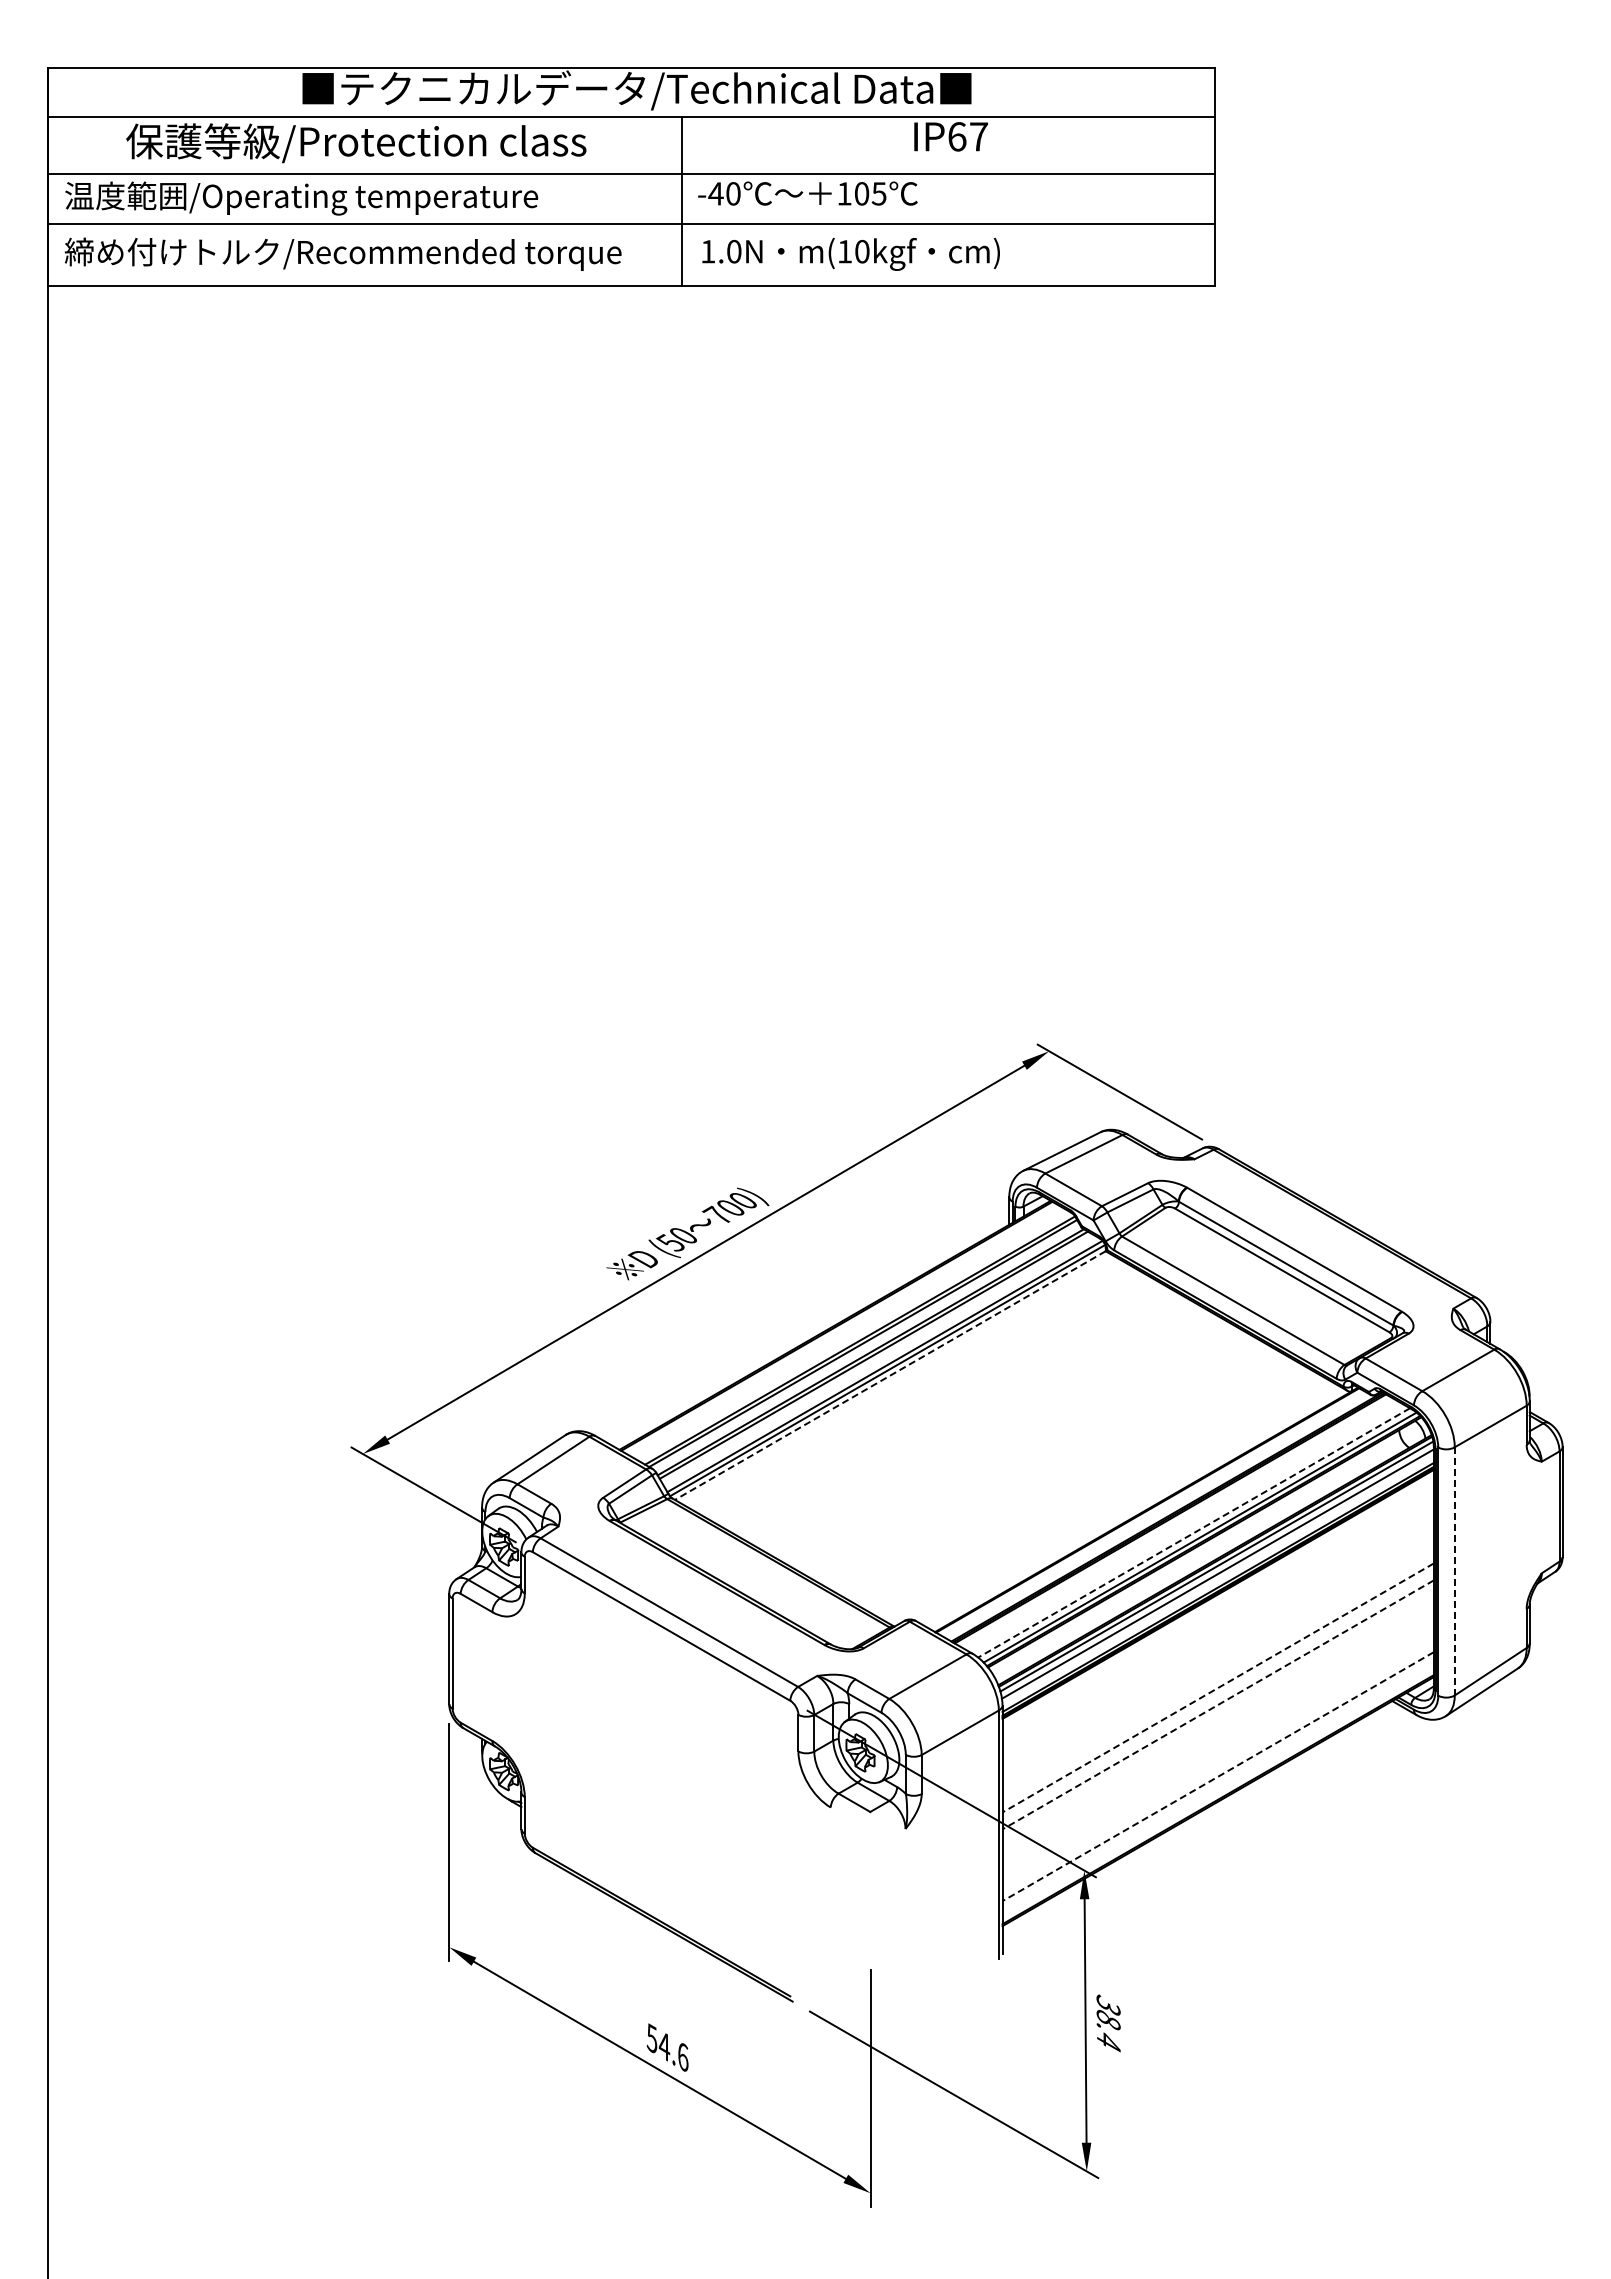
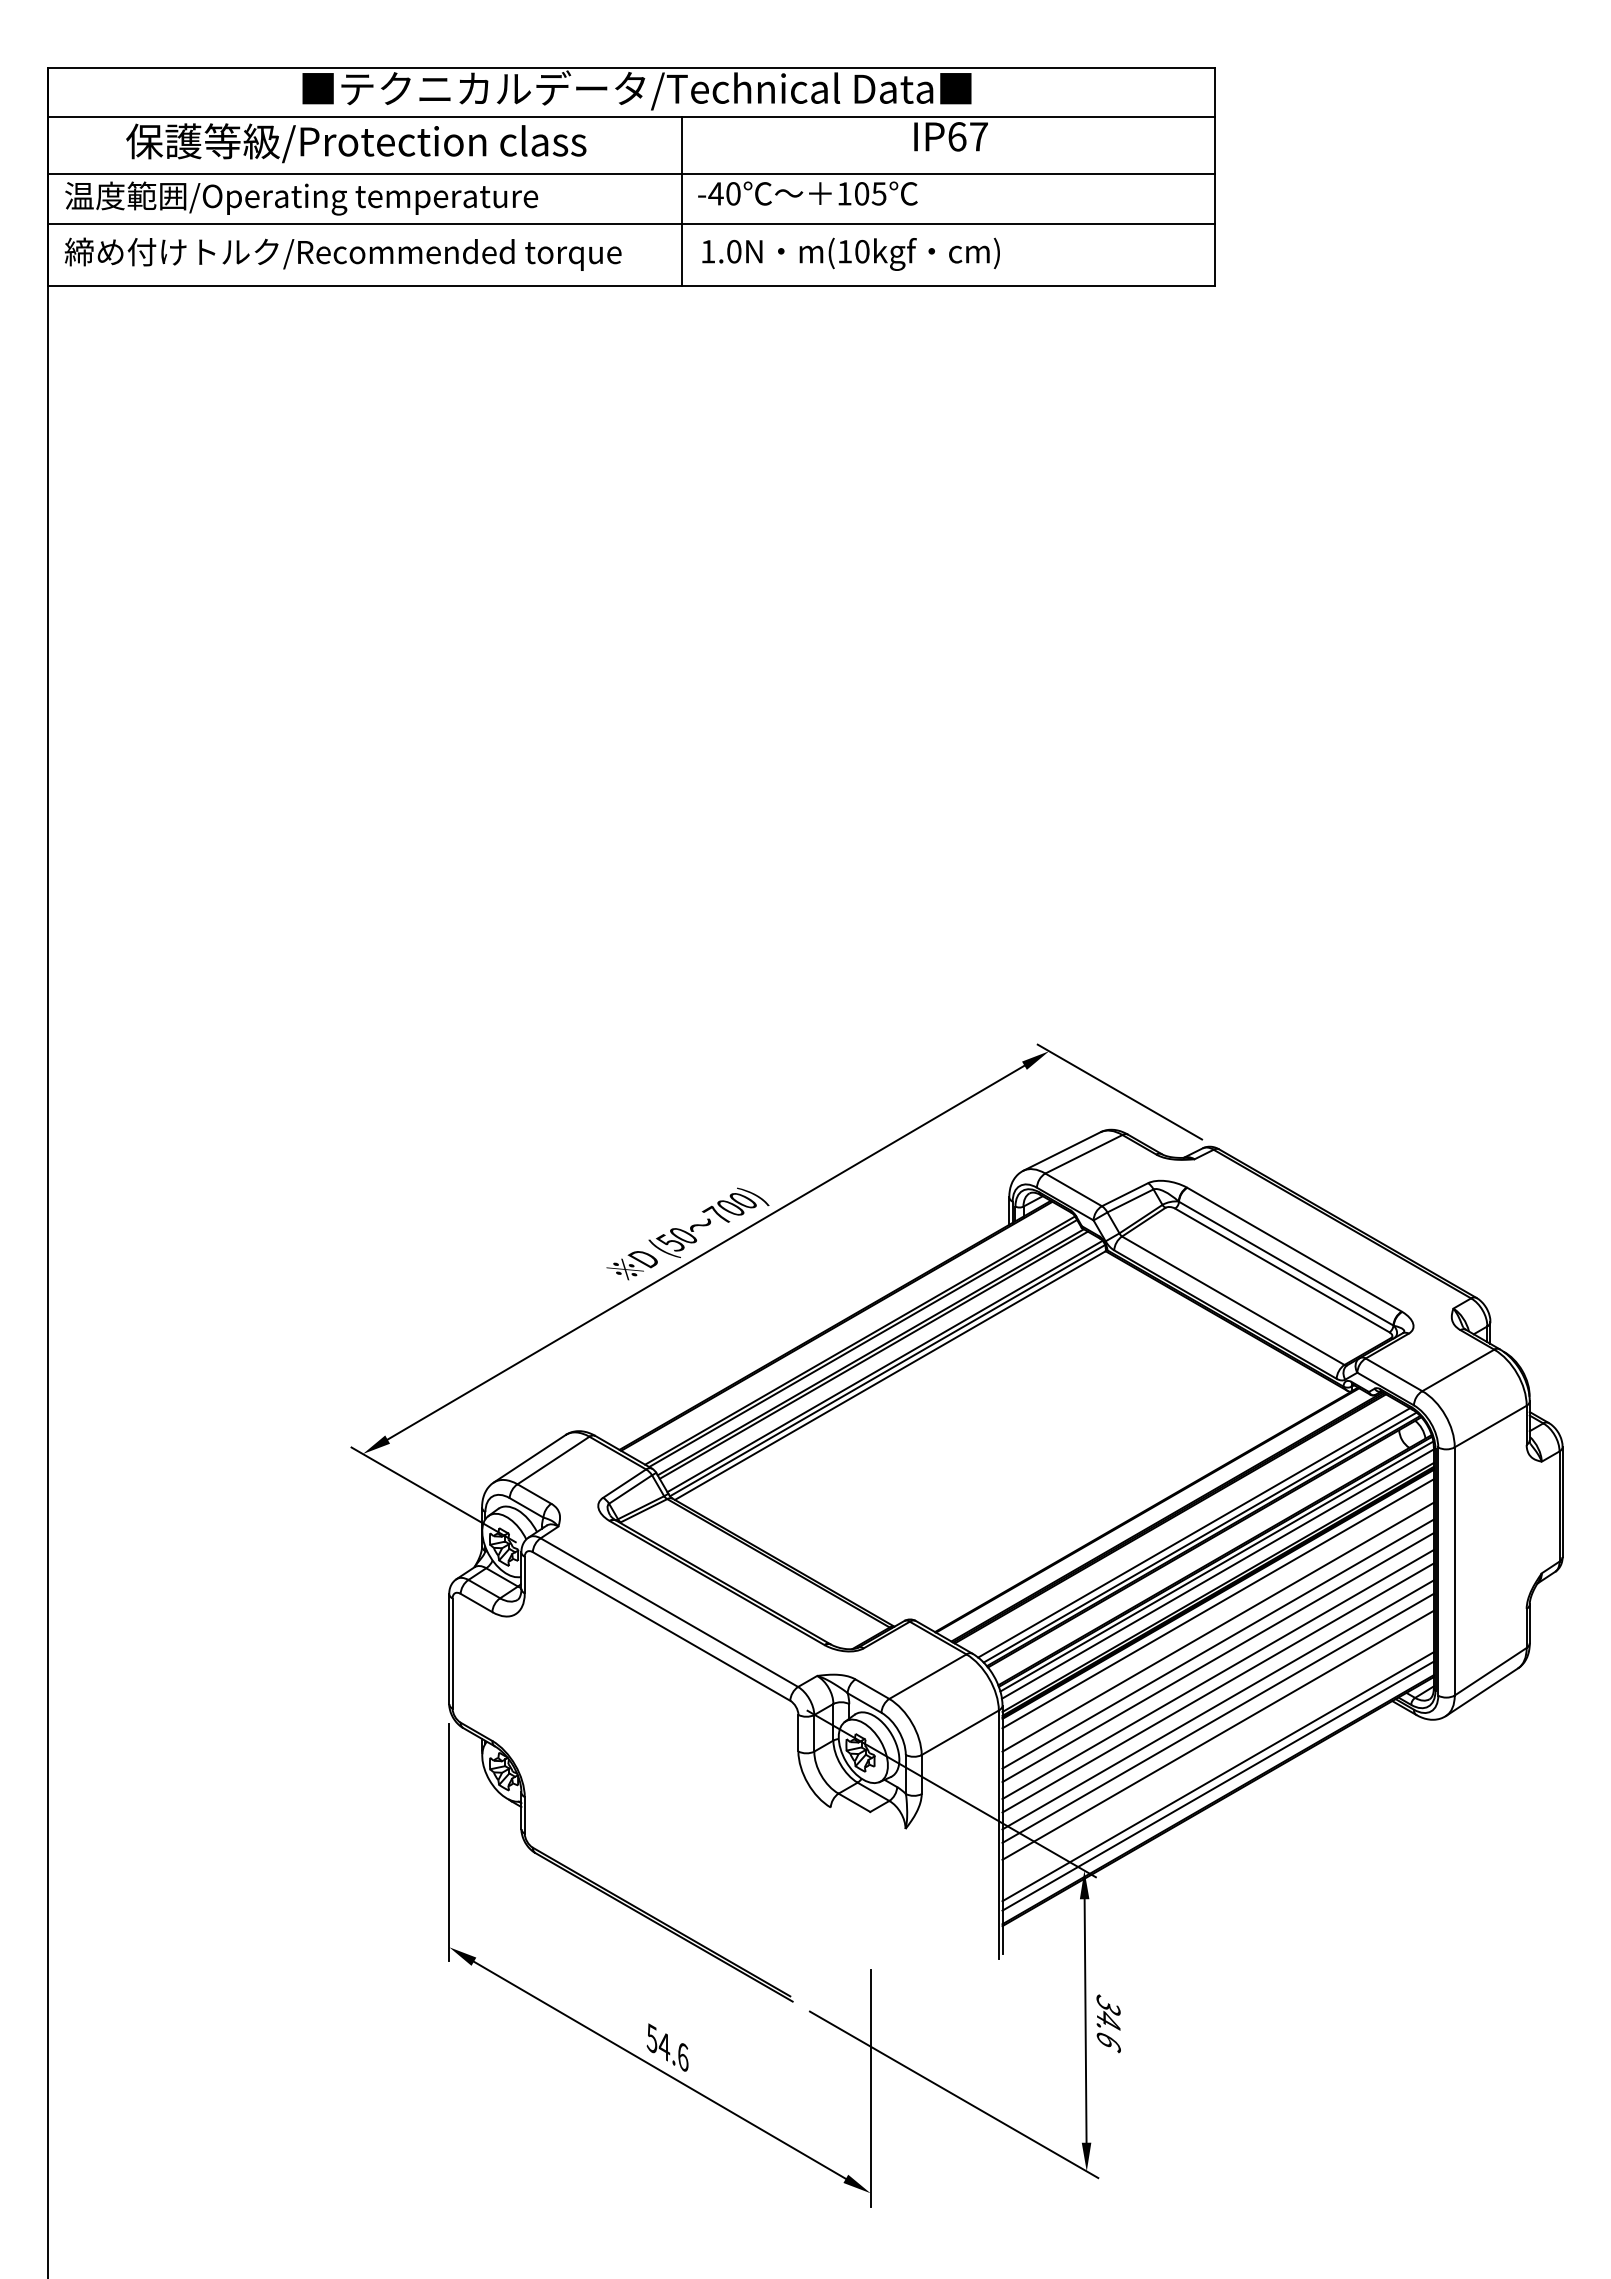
line: dashed -> solid (890, 1375)
line: dashed -> solid (1193, 1533)
line: dashed -> solid (1454, 1570)
line: none -> present (1217, 1603)
line: none -> present (1217, 1626)
line: none -> present (1217, 1643)
line: none -> present (1217, 1657)
line: none -> present (1217, 1674)
line: dashed -> solid (1217, 1688)
line: dashed -> solid (1217, 1705)
line: none -> present (1217, 1717)
line: none -> present (1217, 1734)
line: dashed -> solid (1217, 1776)
line: none -> present (1217, 1785)
text: 38.4 -> 34.6 (1108, 2031)
